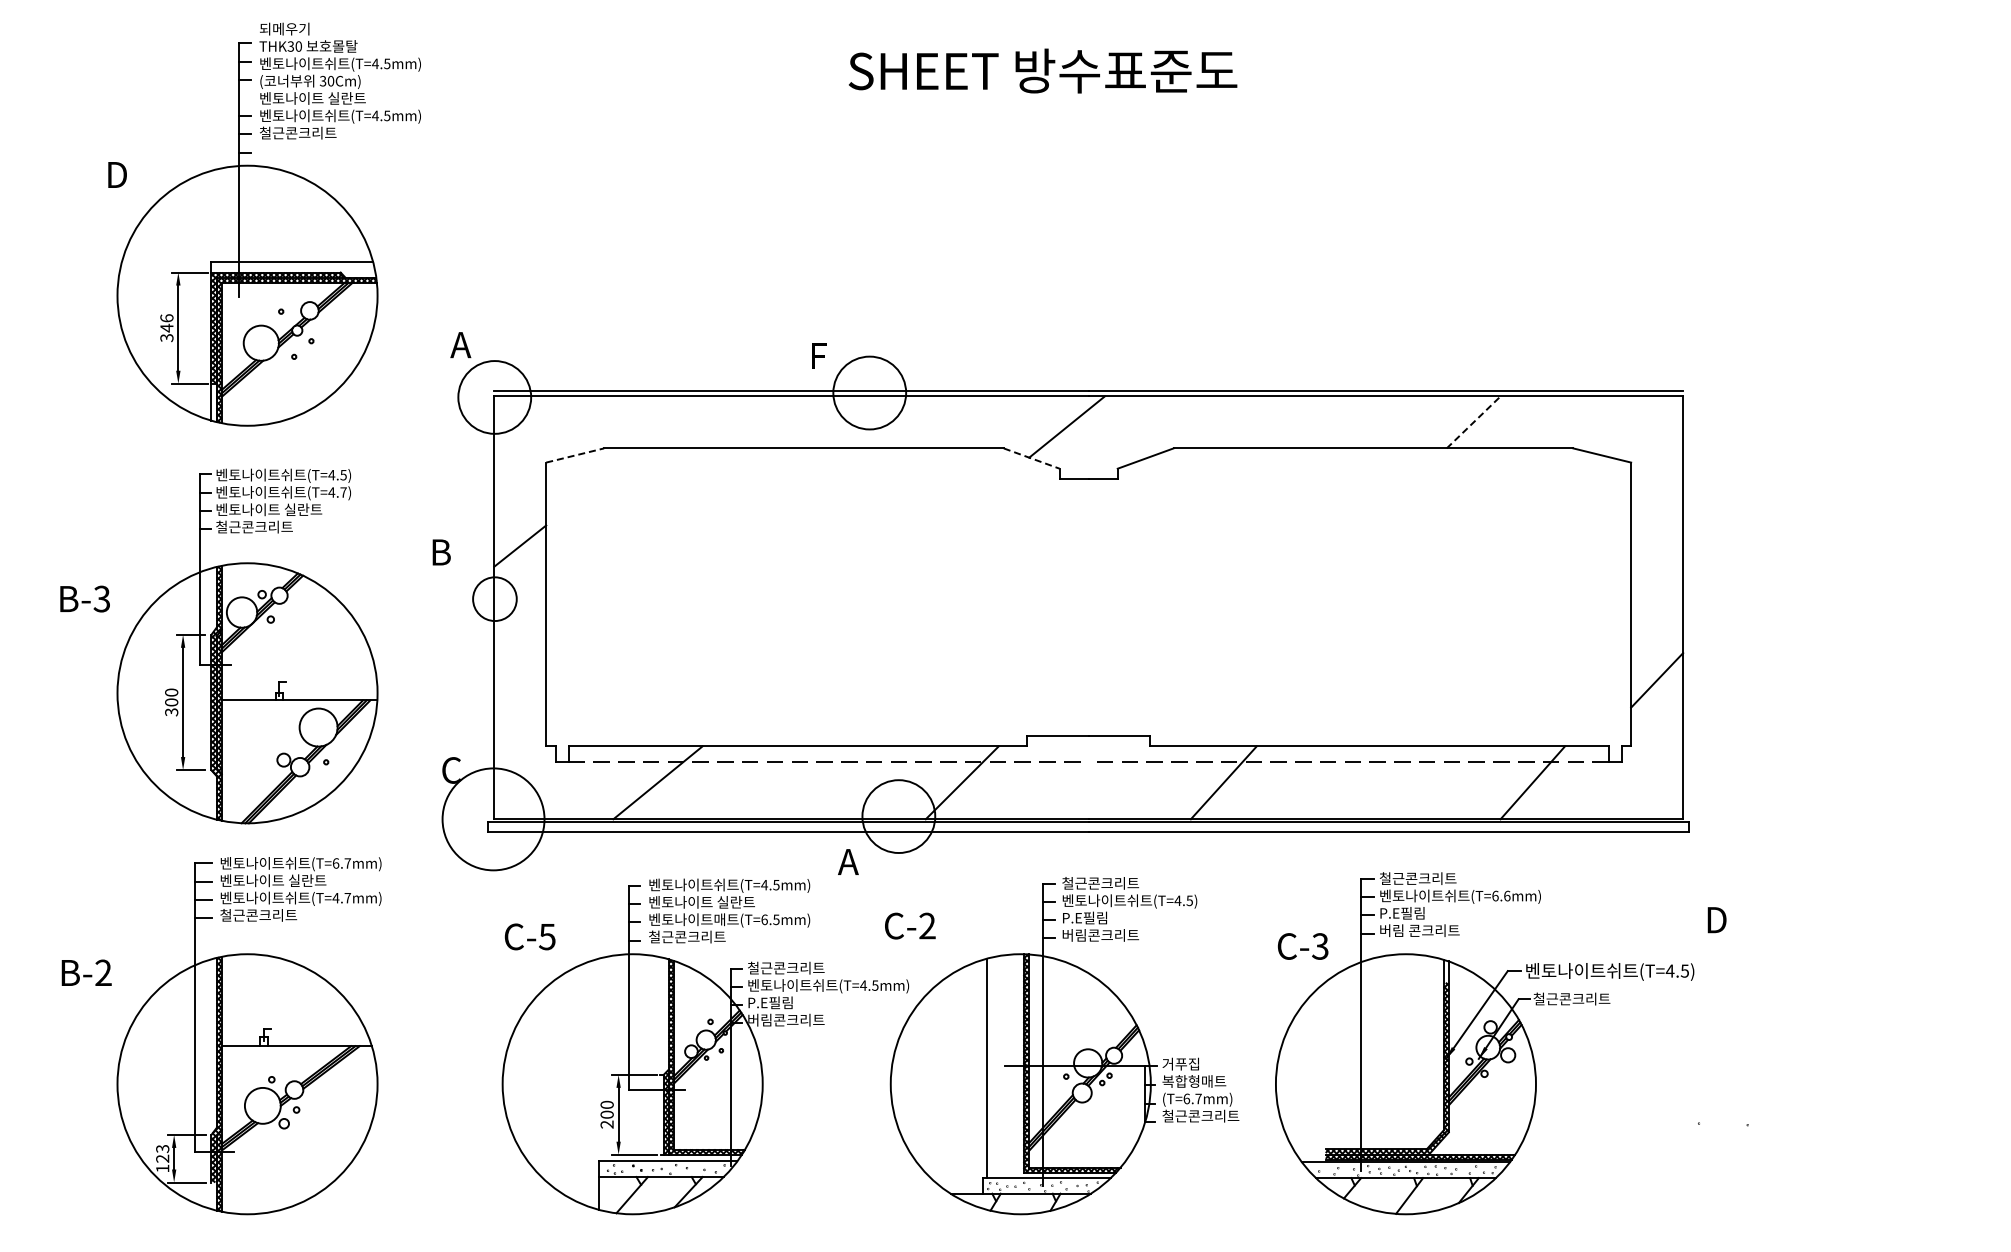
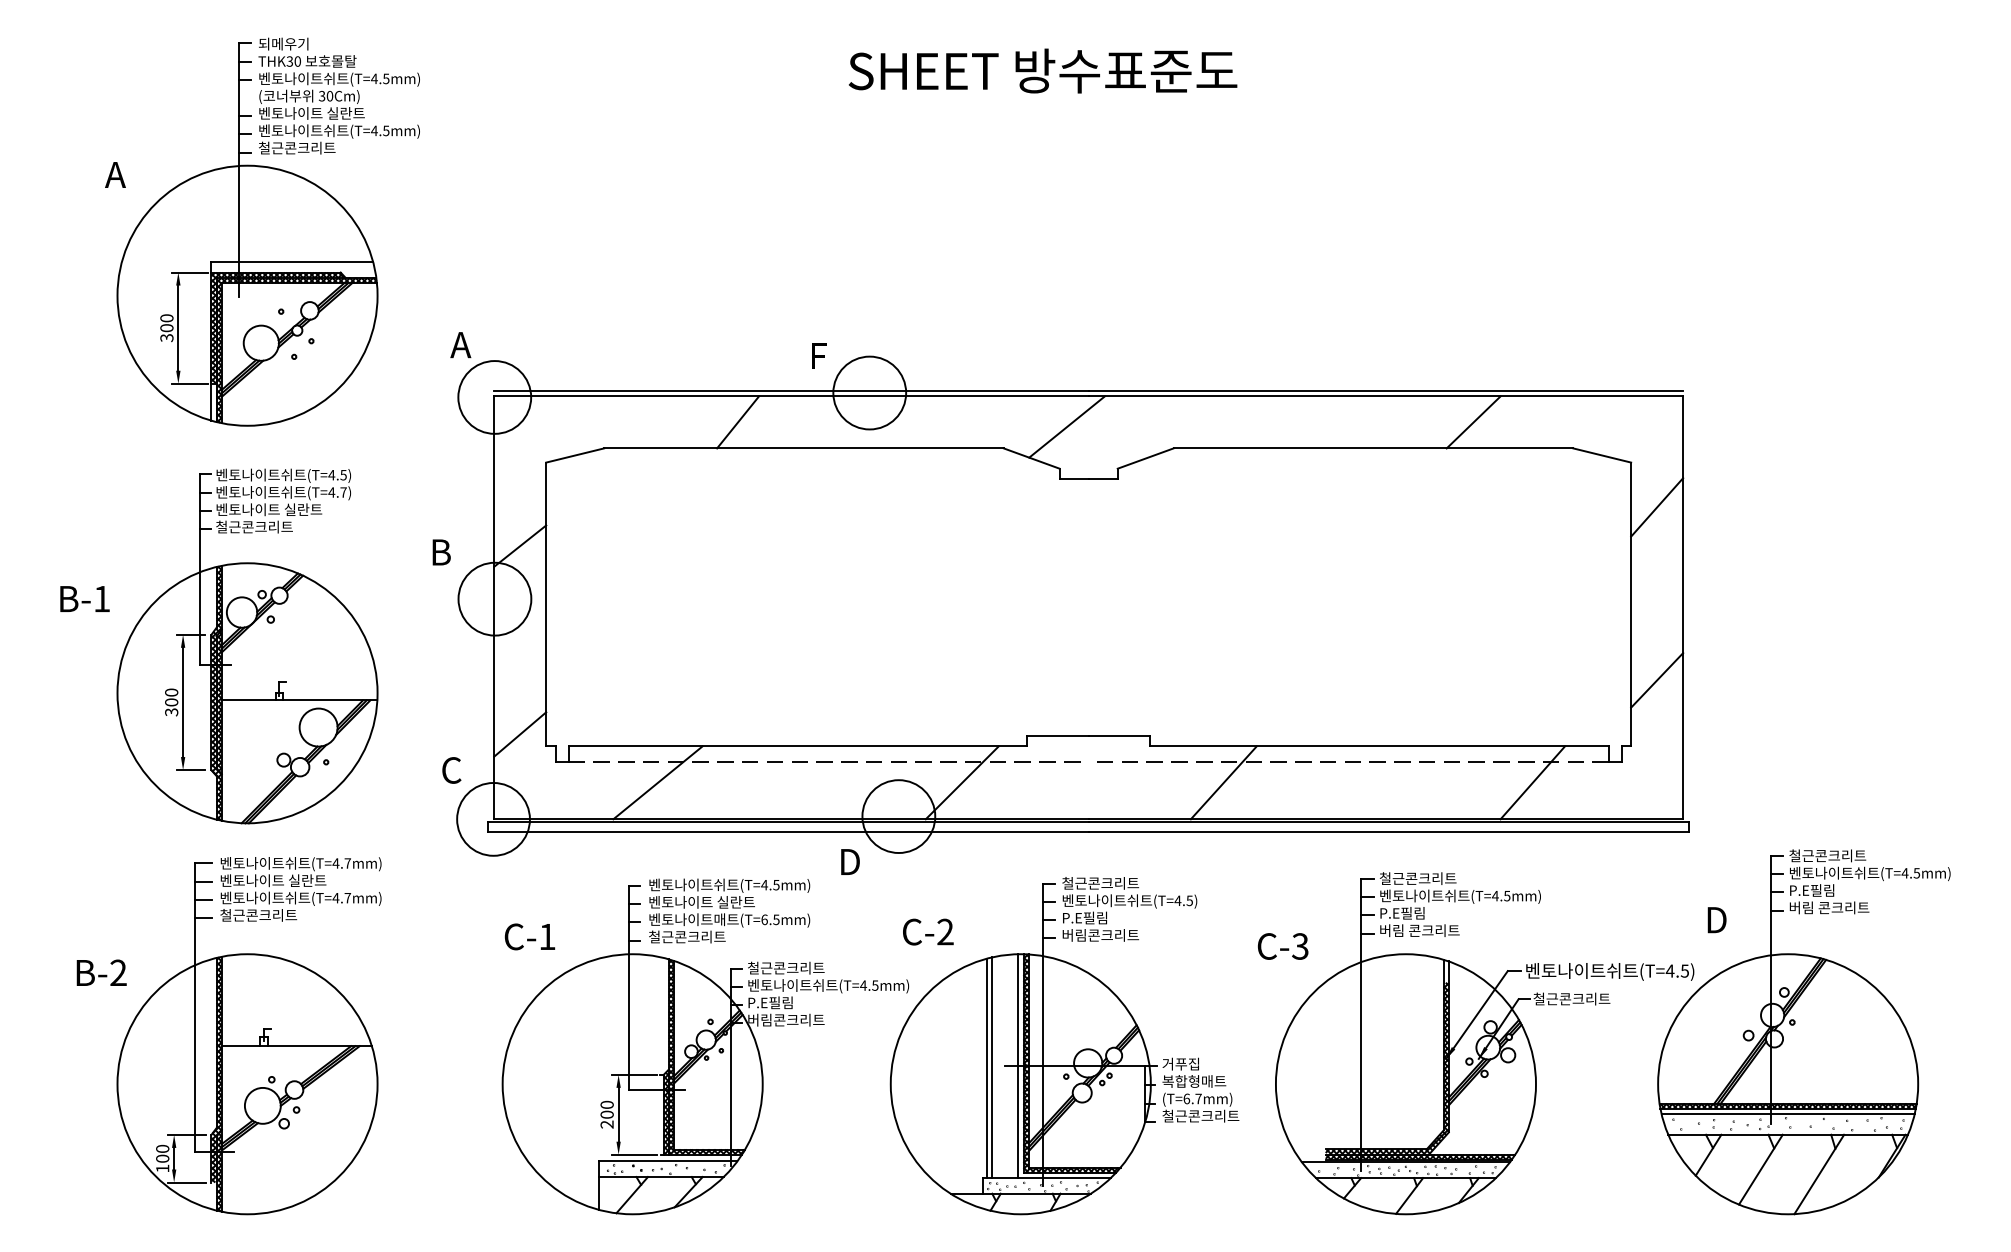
text position: (339, 80) -> (338, 95) (338, 95)
text: D -> A (115, 174)
text: 346 -> 300 (166, 323)
line: none -> present (738, 422)
line: dashed -> solid (1474, 422)
line: dashed -> solid (575, 455)
line: dashed -> solid (1031, 458)
line: none -> present (1657, 507)
text: B-3 -> B-1 (101, 598)
circle diameter: 44 px -> 73 px (494, 598)
line: none -> present (520, 734)
circle diameter: 102 px -> 73 px (493, 818)
text: A -> D (848, 861)
text: (T=6.7mm) -> (T=4.7mm) (335, 863)
text: (T=6.6mm) -> (T=4.5mm) (1501, 895)
text position: (910, 925) -> (928, 931) (928, 931)
text: C-5 -> C-1 (547, 937)
text position: (1302, 946) -> (1282, 946) (1282, 946)
text position: (86, 972) -> (101, 972) (101, 972)
part: none -> present (1803, 1032)
line: none -> present (1018, 1066)
line: none -> present (992, 1067)
text: 123 -> 100 (162, 1153)
